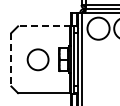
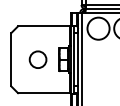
line: dashed -> solid (44, 26)
line: dashed -> solid (11, 59)
circle size: 24x24 px -> 20x19 px (37, 59)
